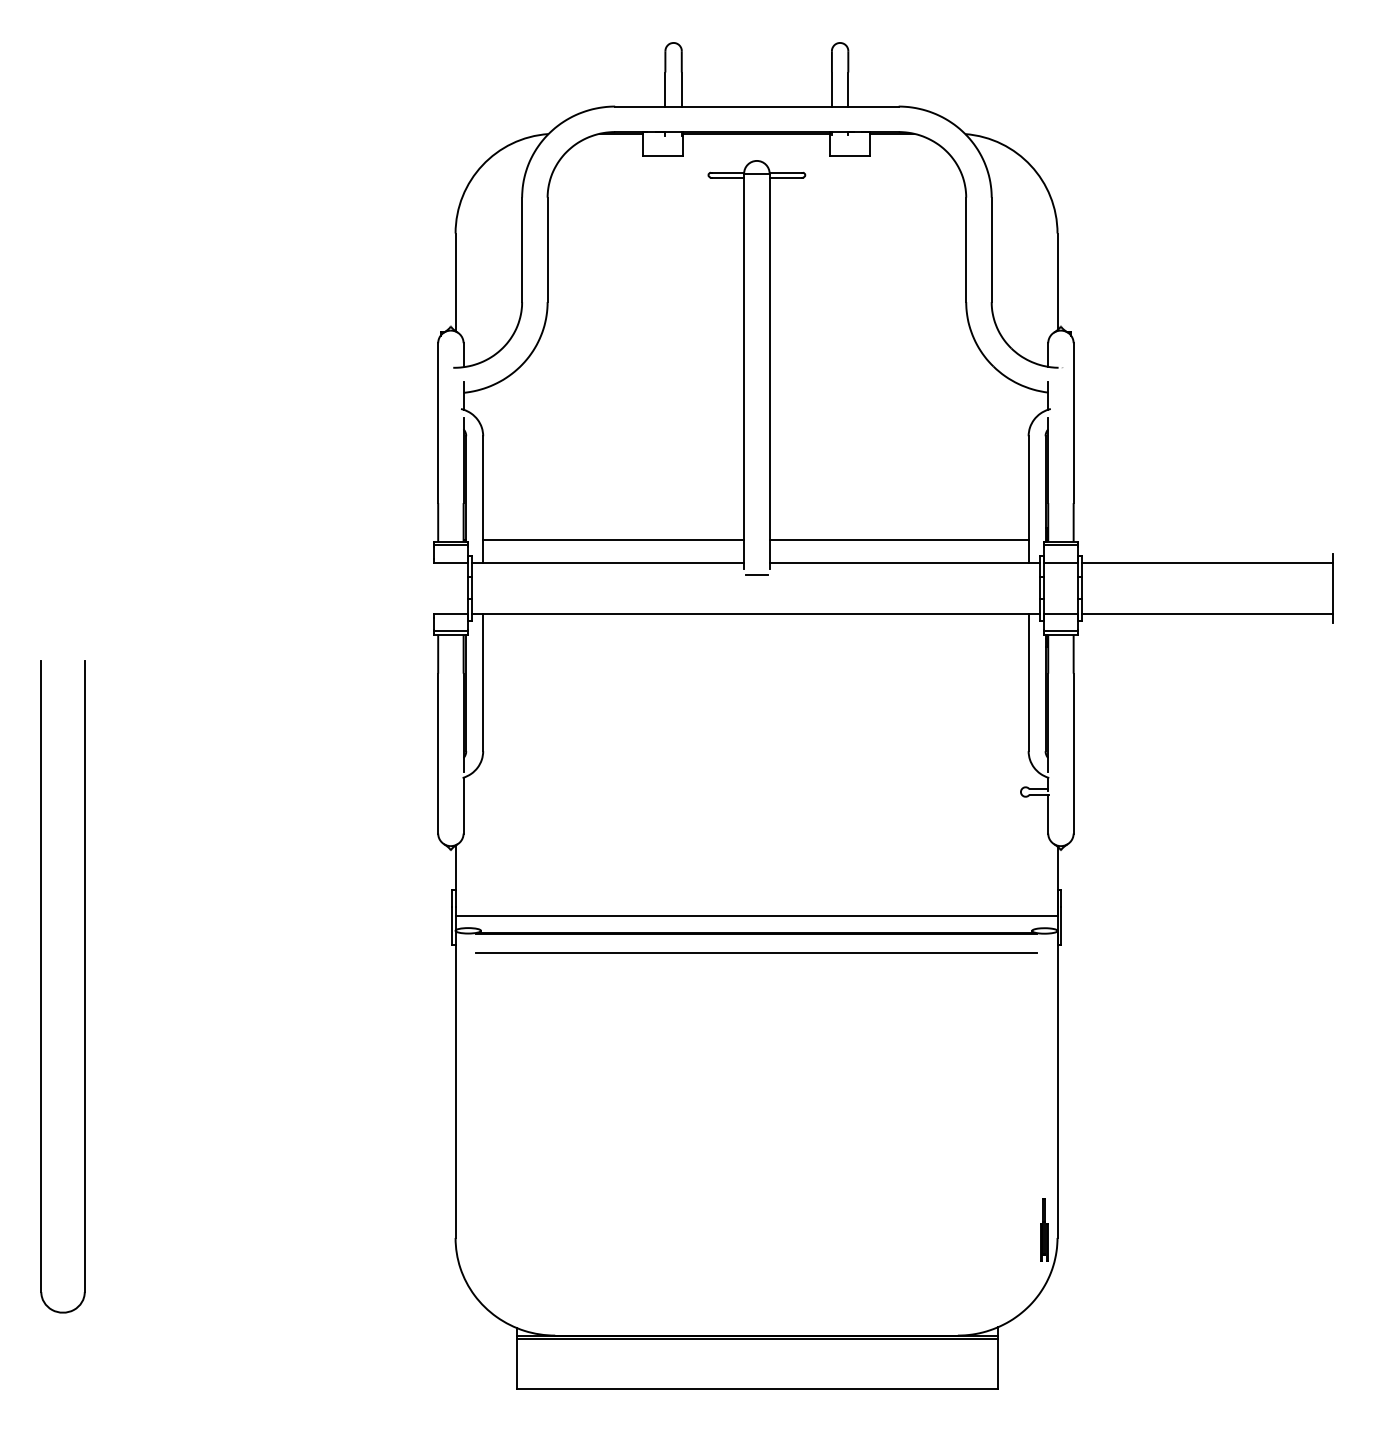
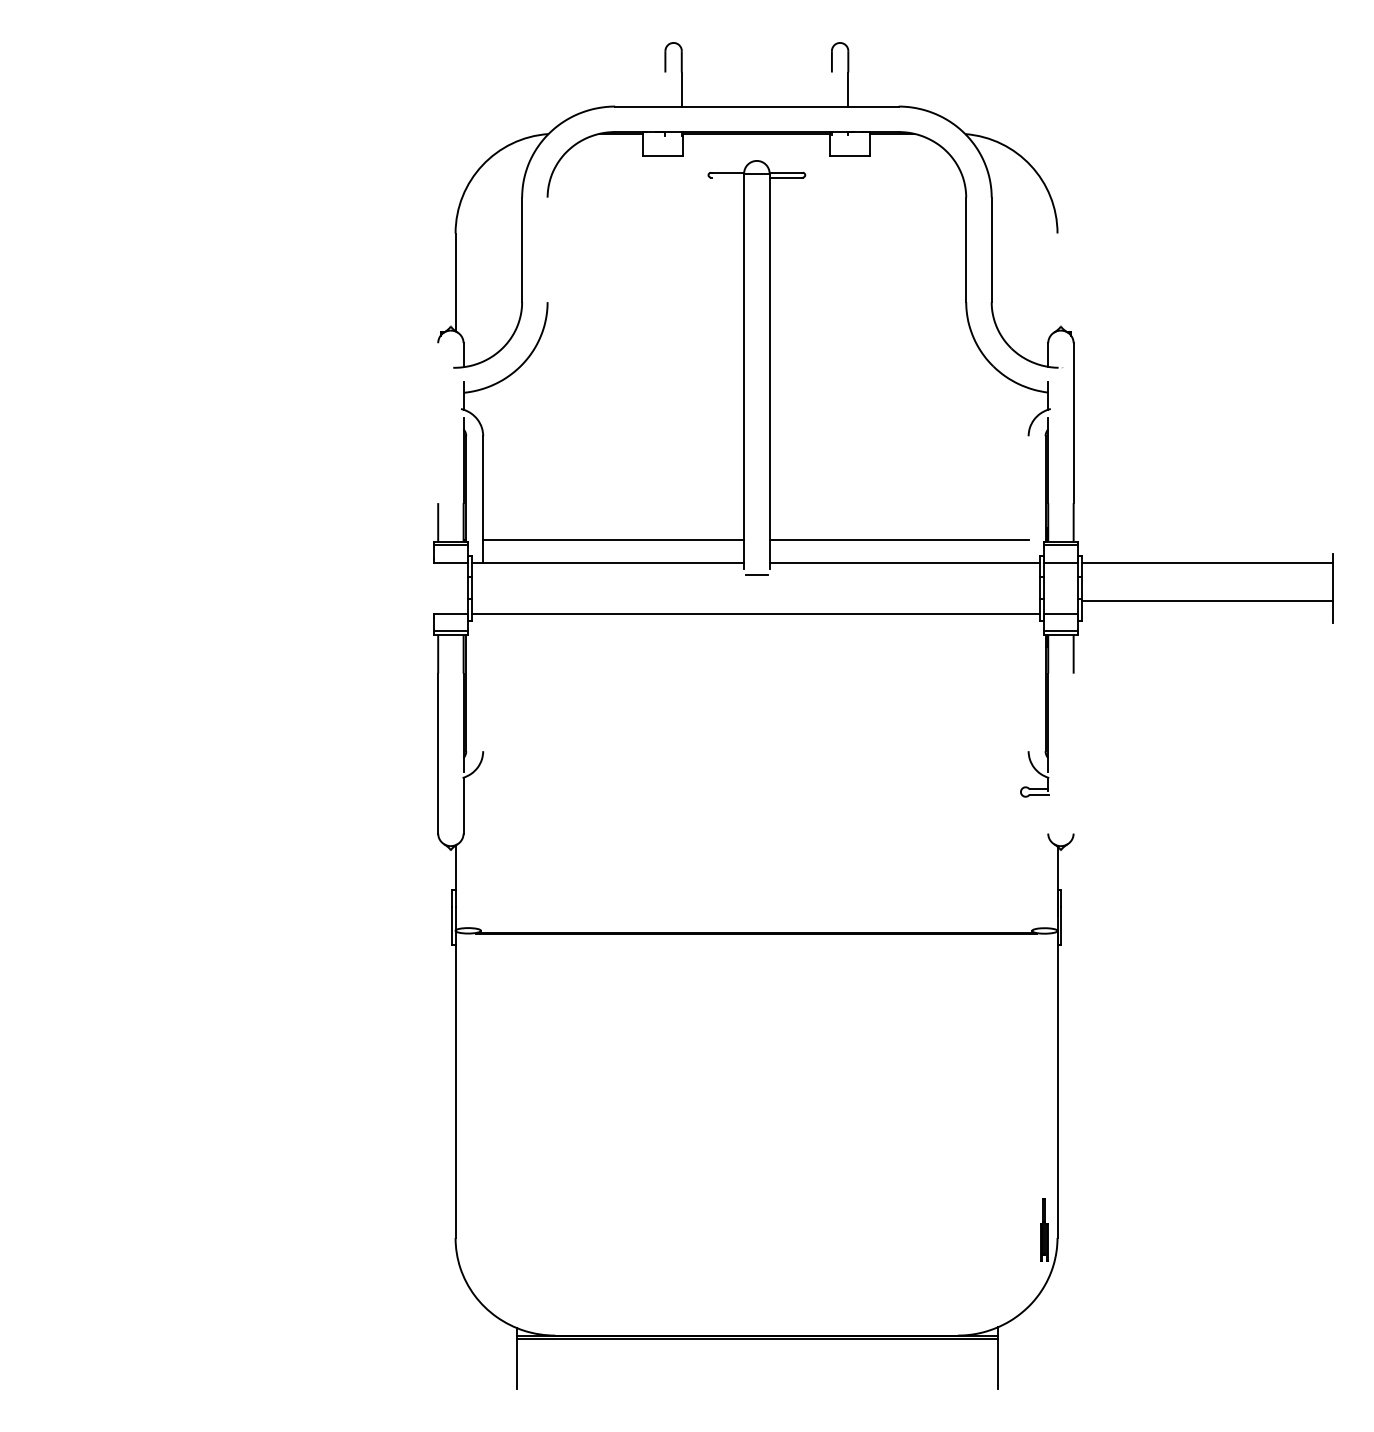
line: present -> none (665, 89)
line: present -> none (831, 89)
line: present -> none (727, 177)
line: present -> none (547, 249)
line: present -> none (1057, 281)
line: present -> none (438, 423)
line: present -> none (1028, 499)
line position: (1206, 613) -> (1206, 600) (1206, 600)
line: present -> none (483, 682)
line: present -> none (1028, 682)
line: present -> none (1073, 753)
line: present -> none (1048, 813)
line: present -> none (756, 916)
line: present -> none (756, 952)
part: present -> none (41, 986)
line: present -> none (757, 1389)
